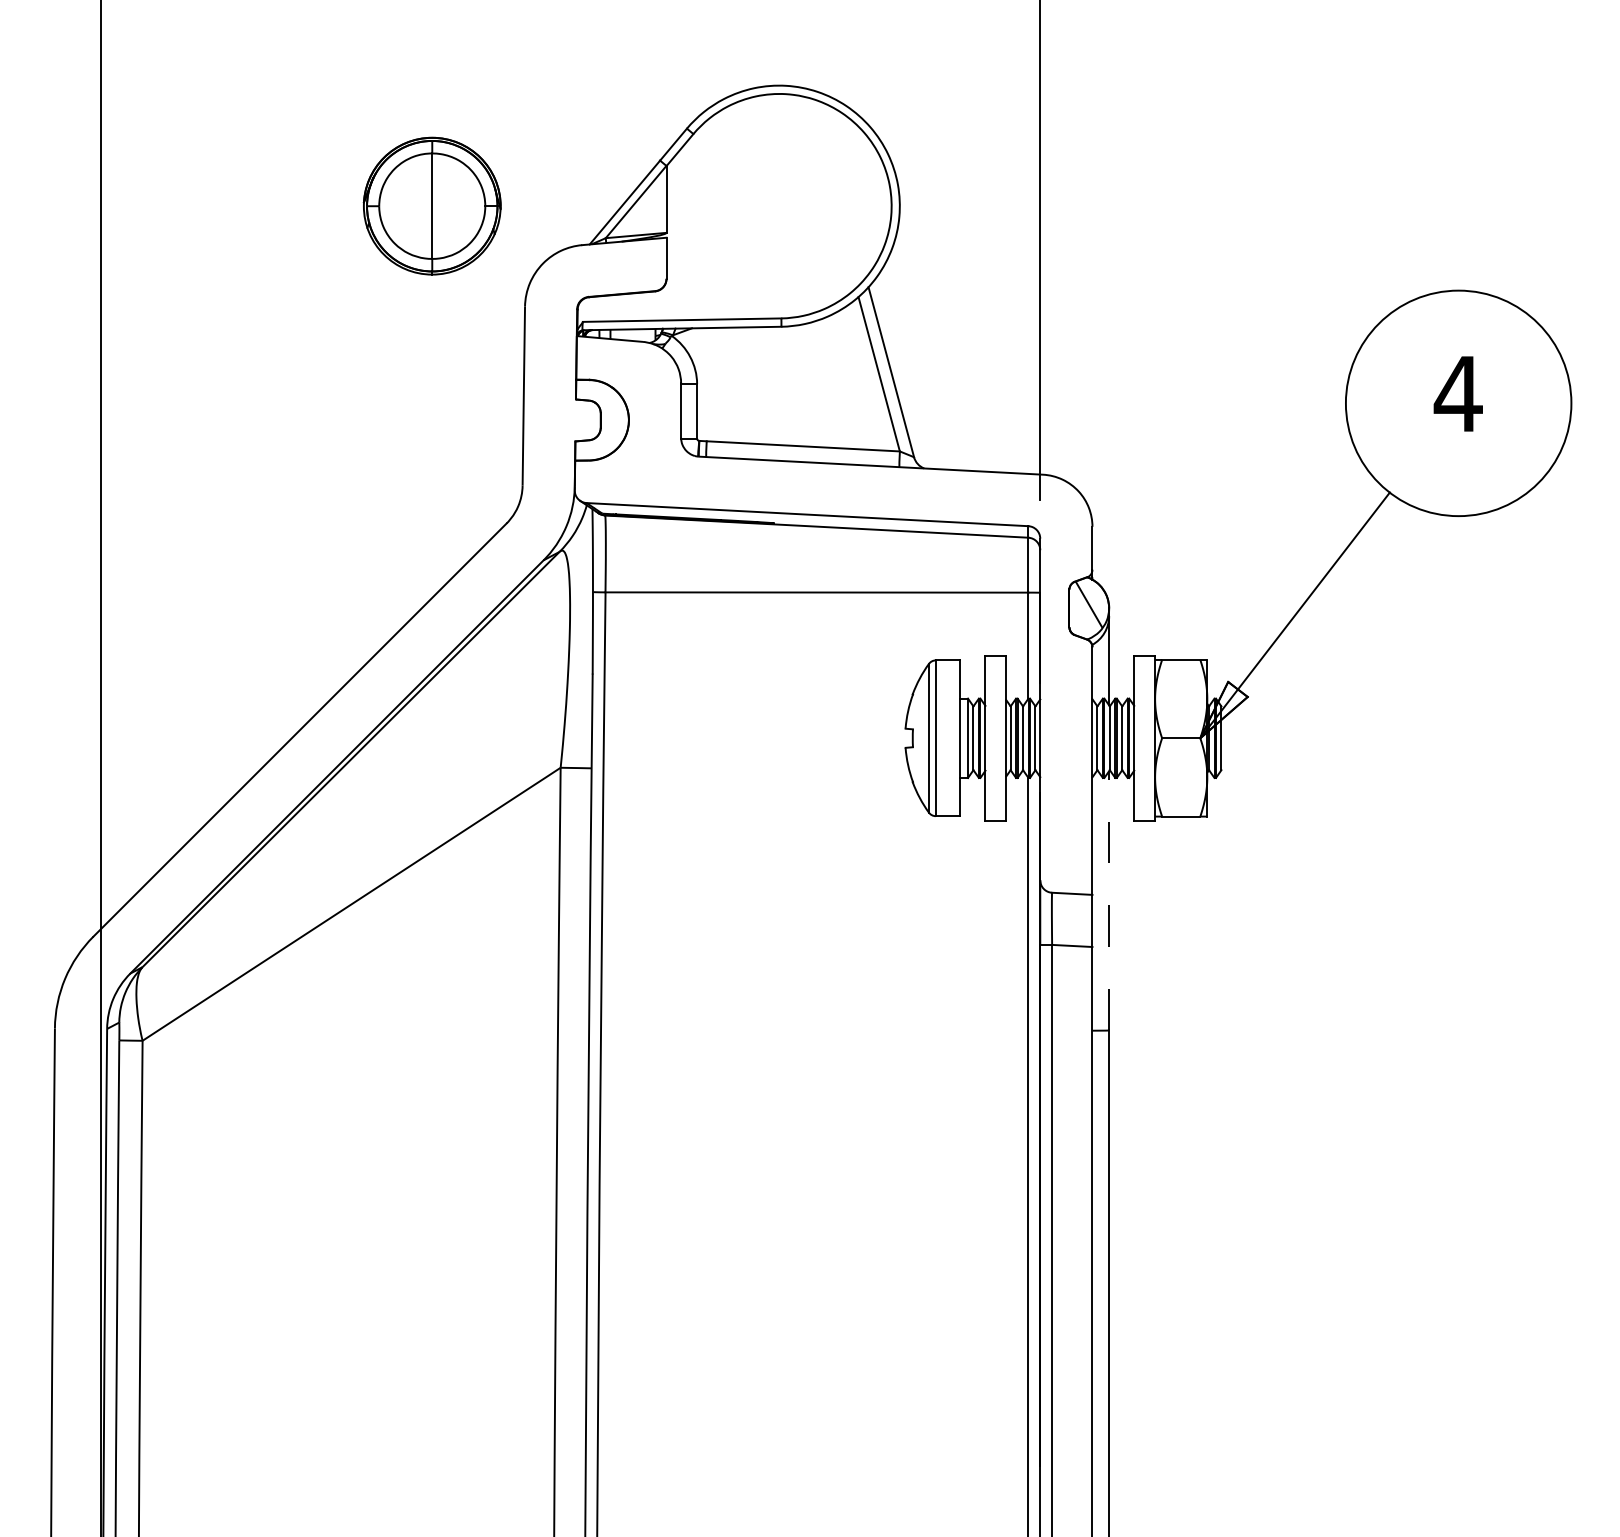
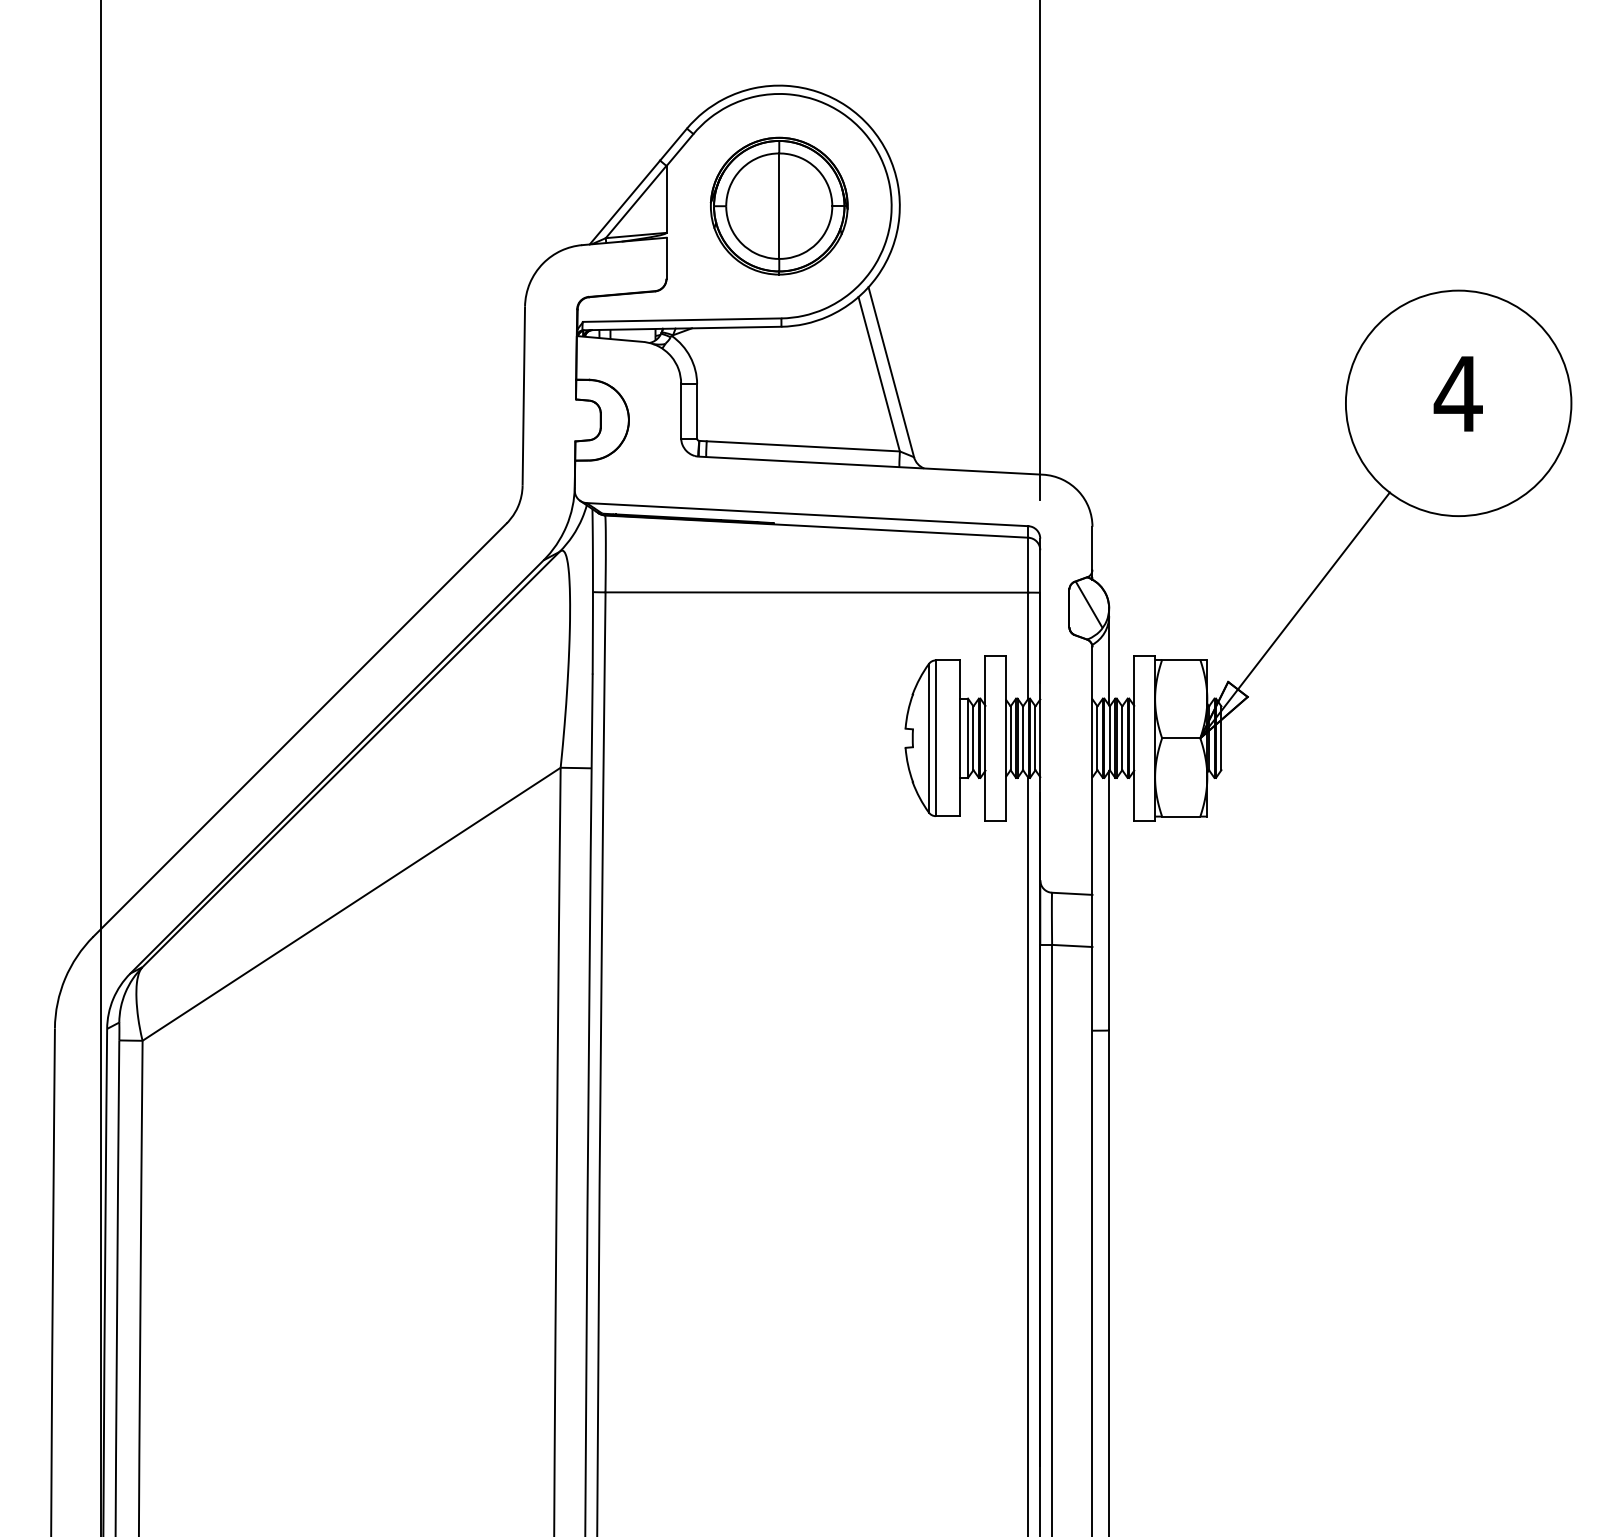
part position: (431, 205) -> (778, 205) (778, 205)
line: dashed -> solid (1109, 900)
